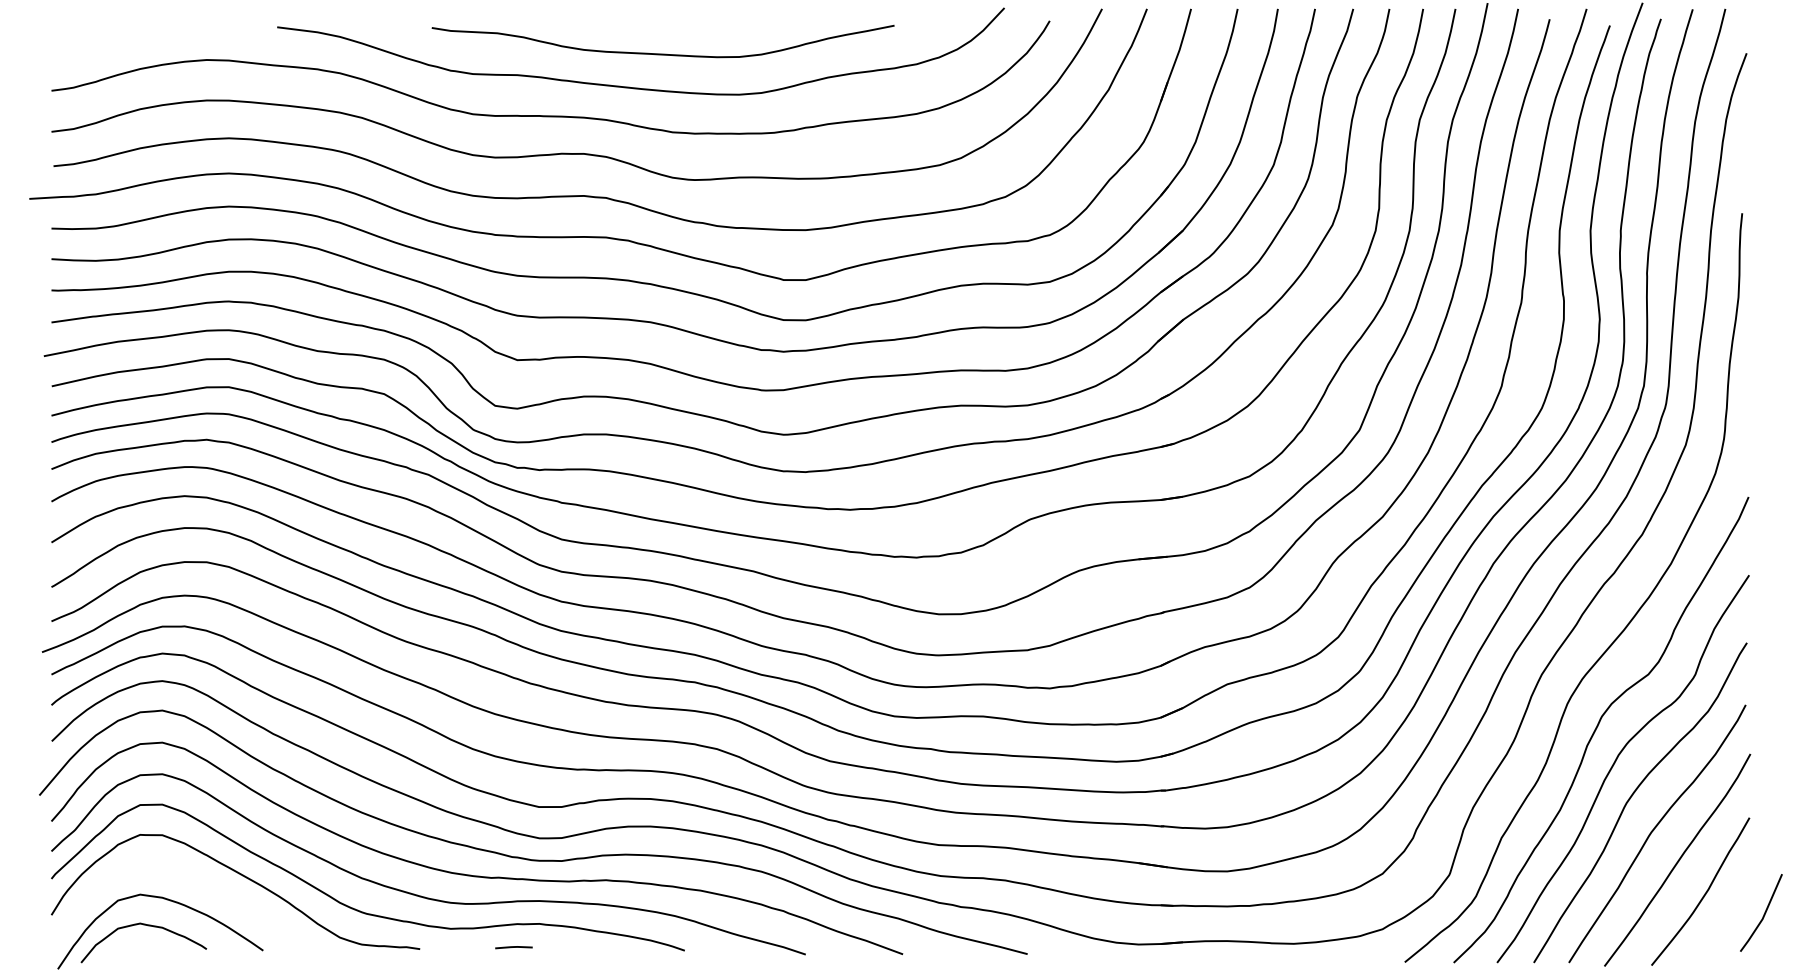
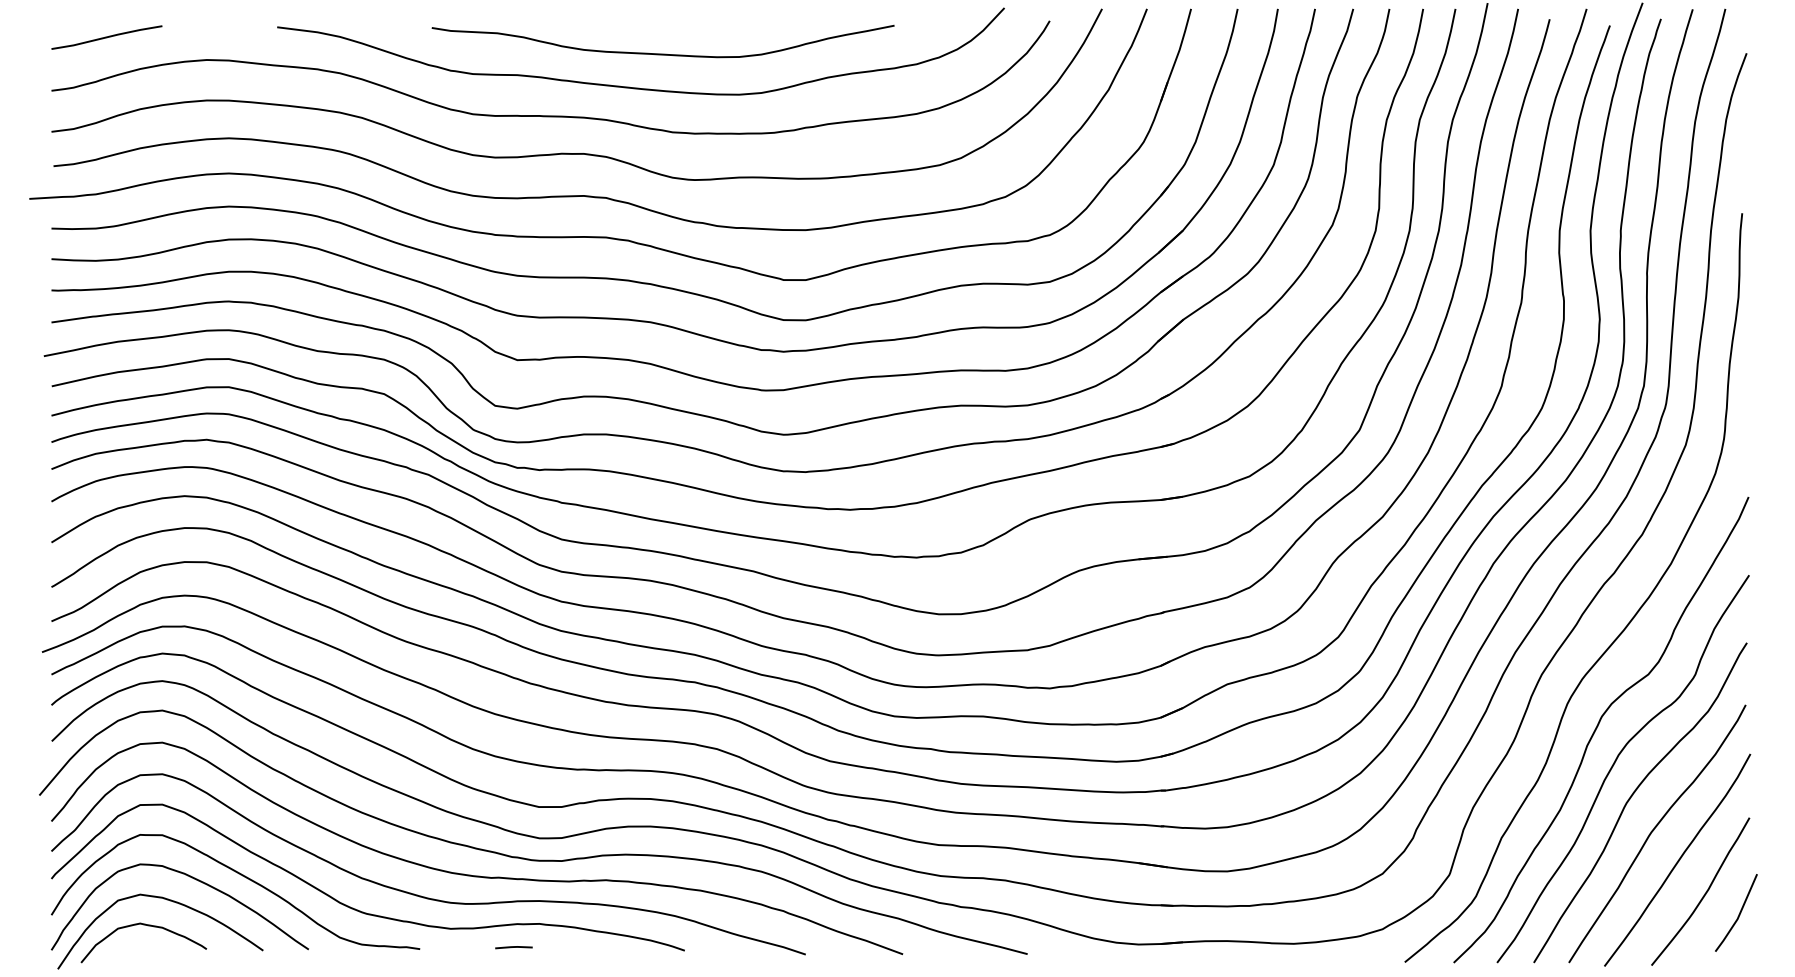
line: none -> present (106, 37)
curve: none -> present (191, 878)
line position: (1763, 914) -> (1738, 914) (1738, 914)
